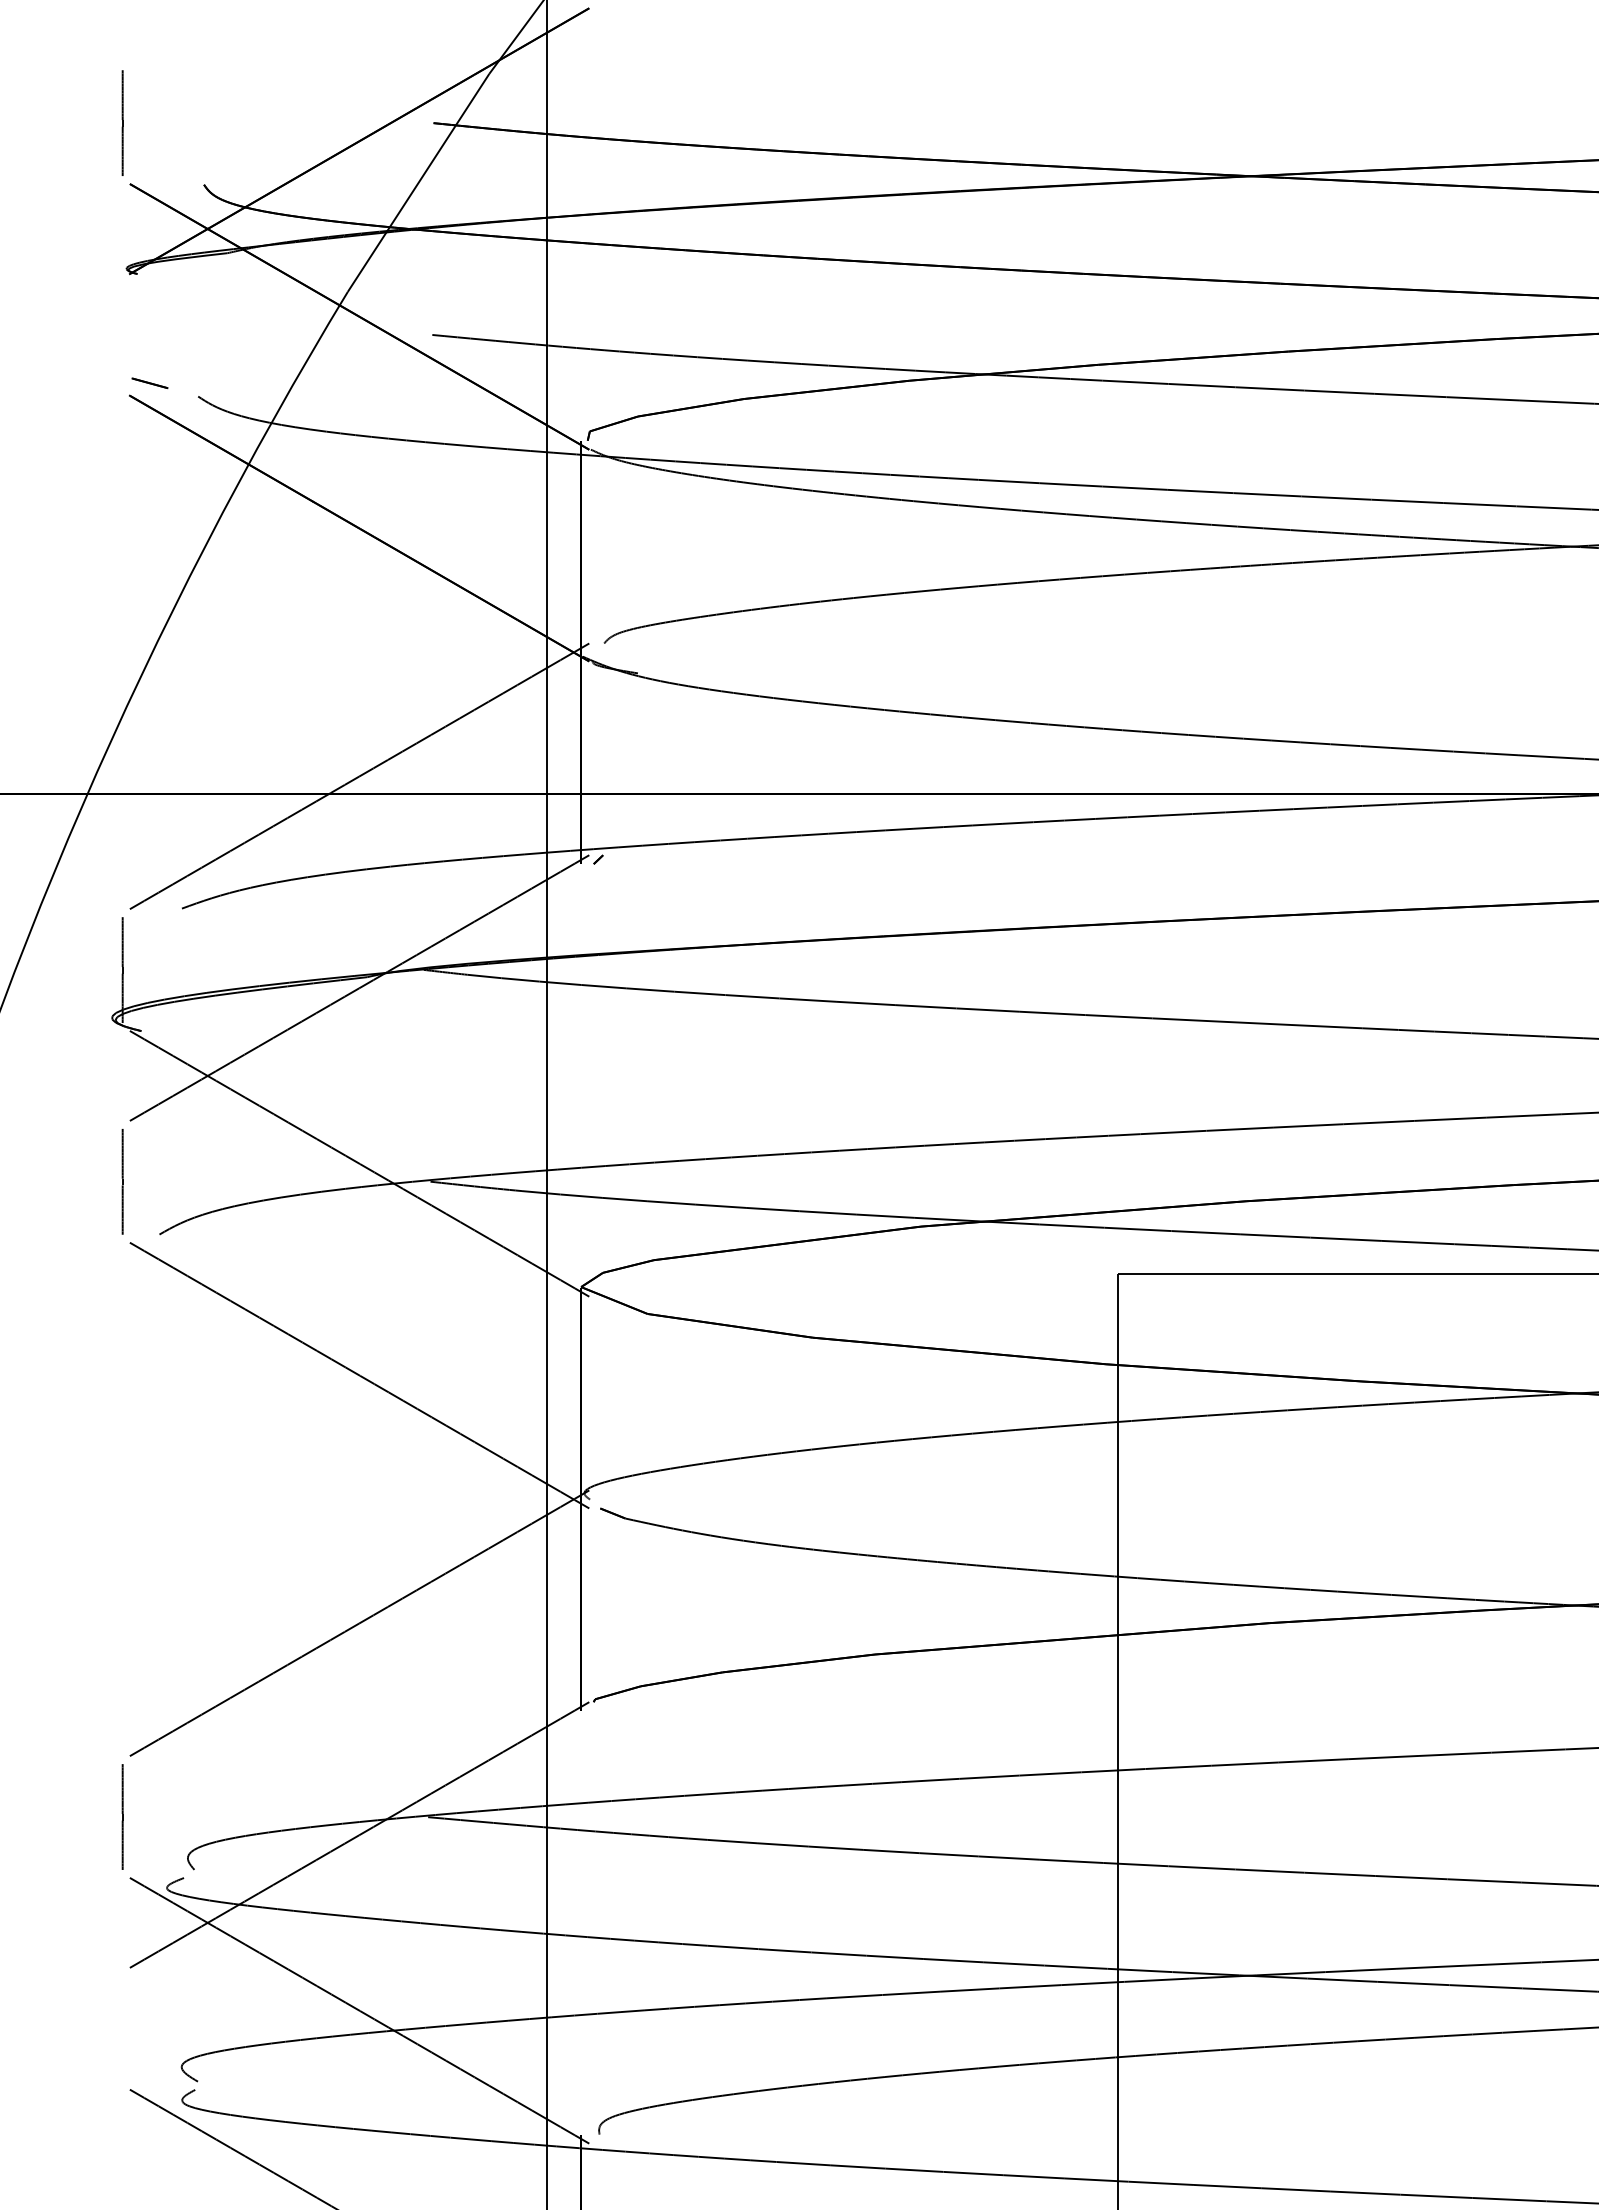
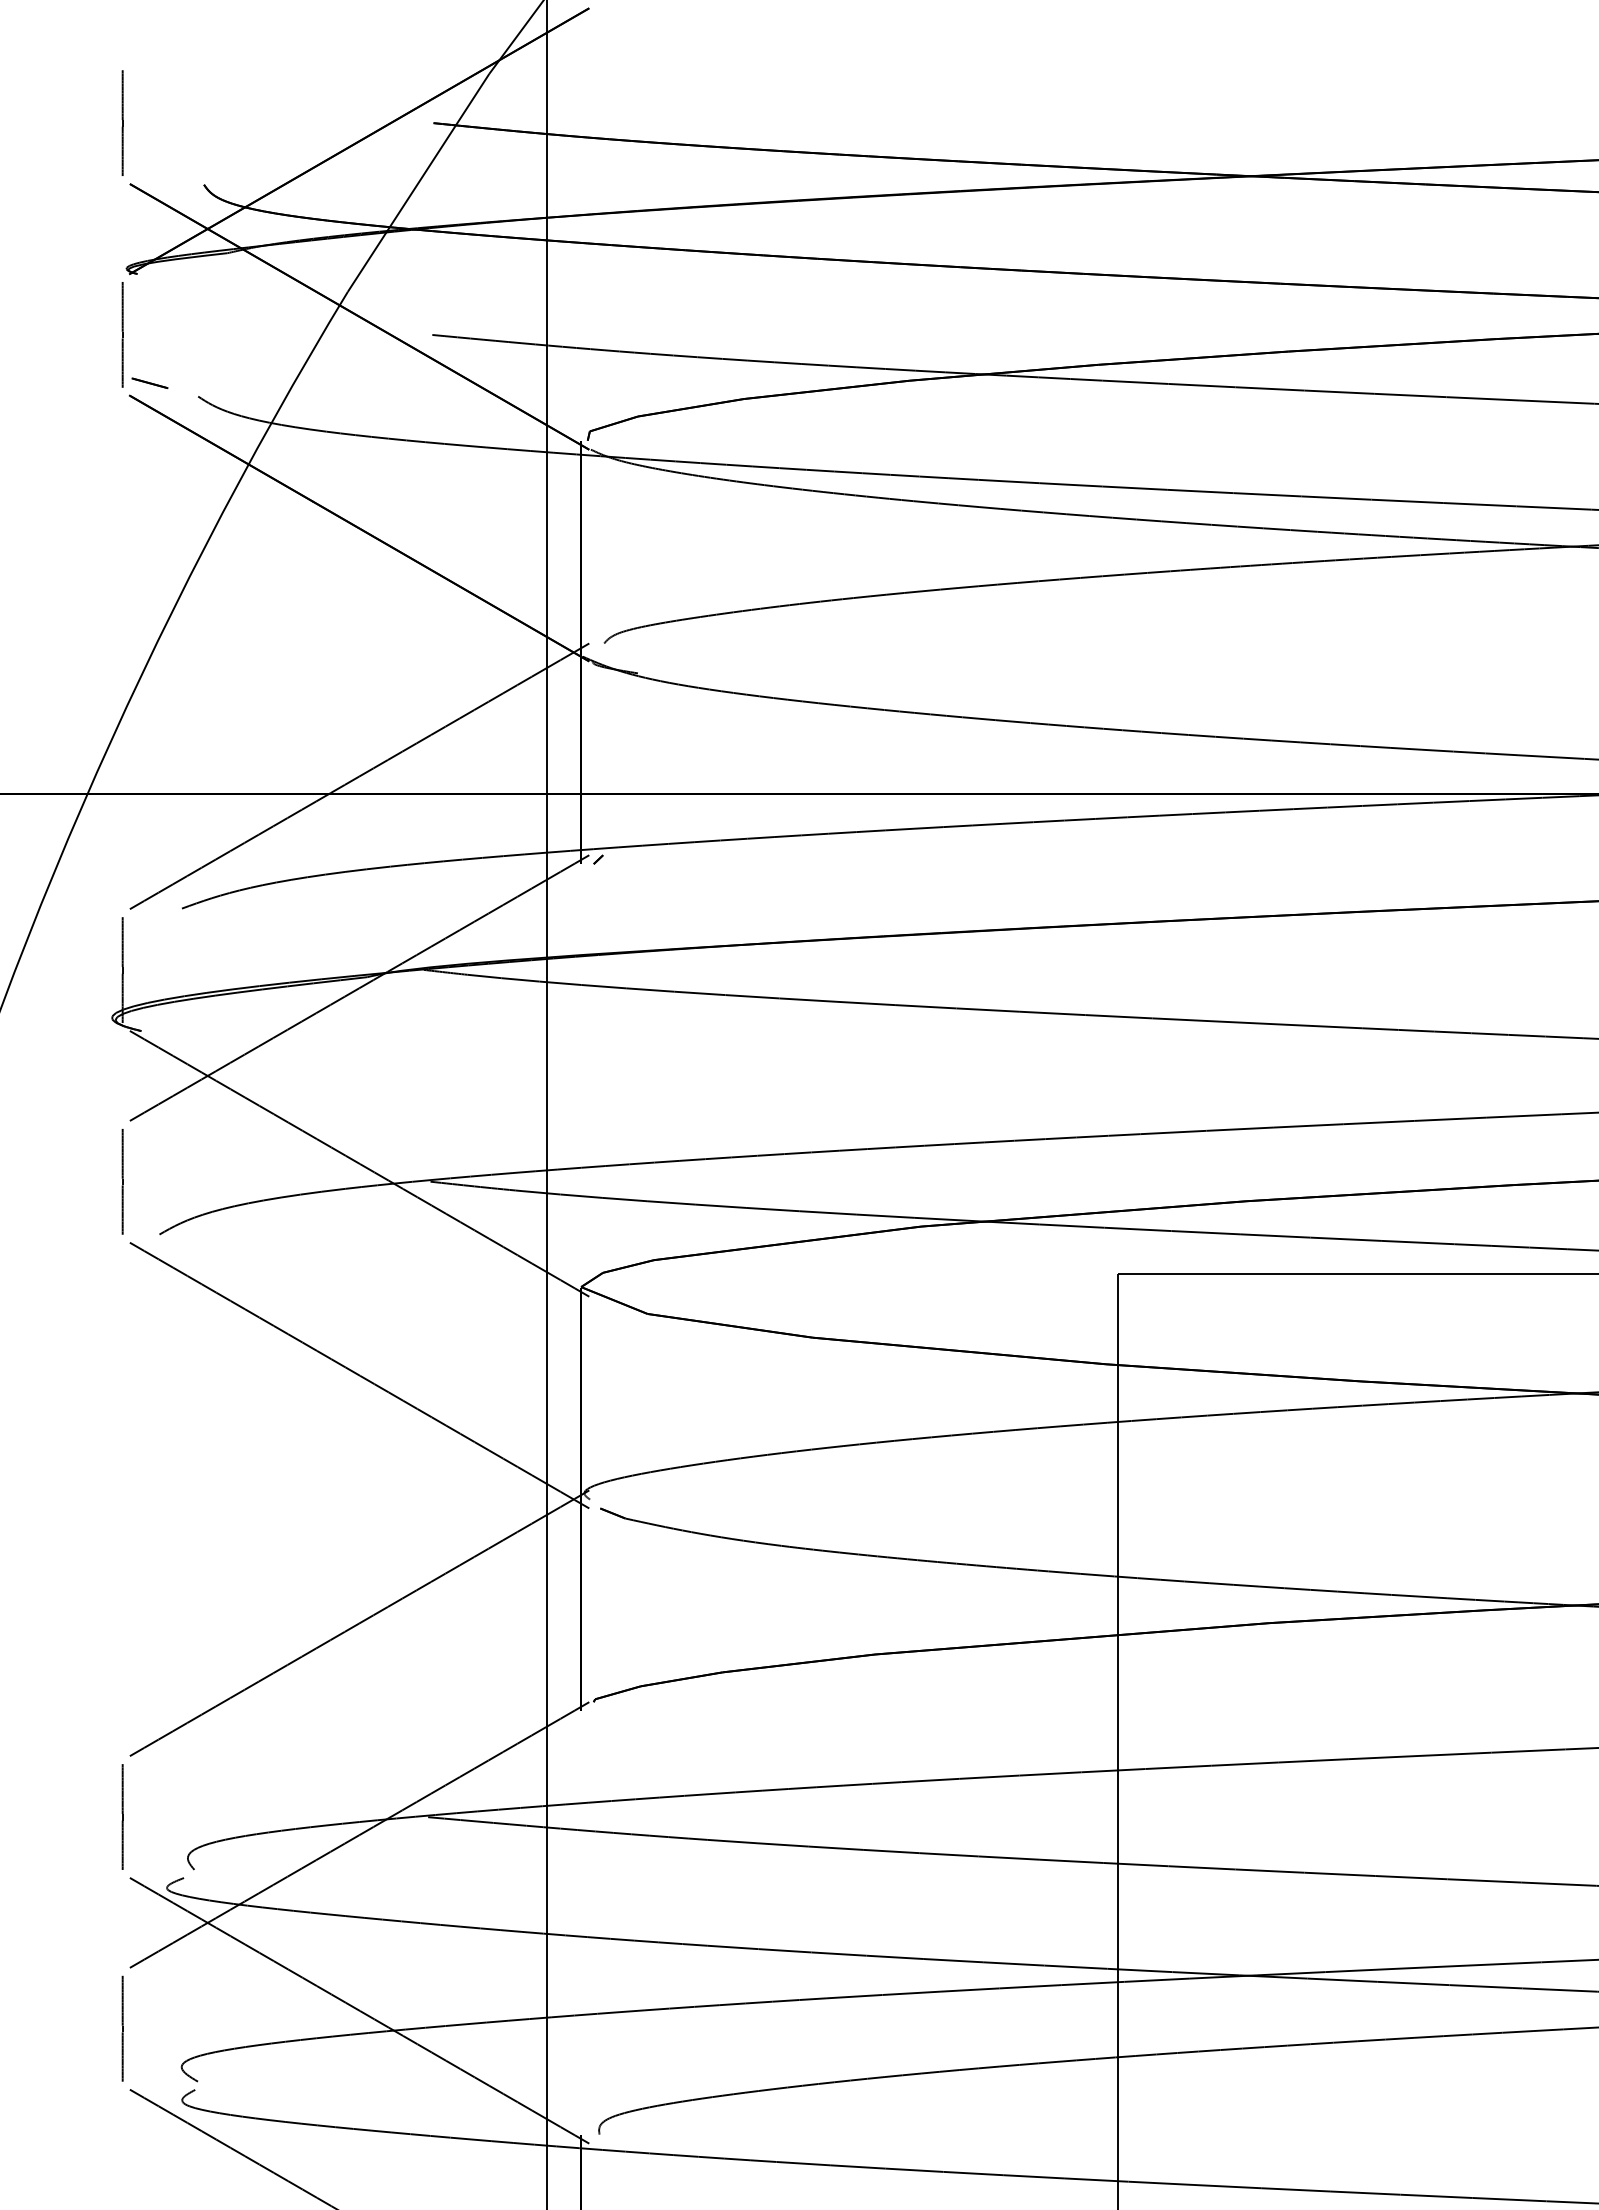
line: none -> present (122, 334)
line: none -> present (122, 2028)
